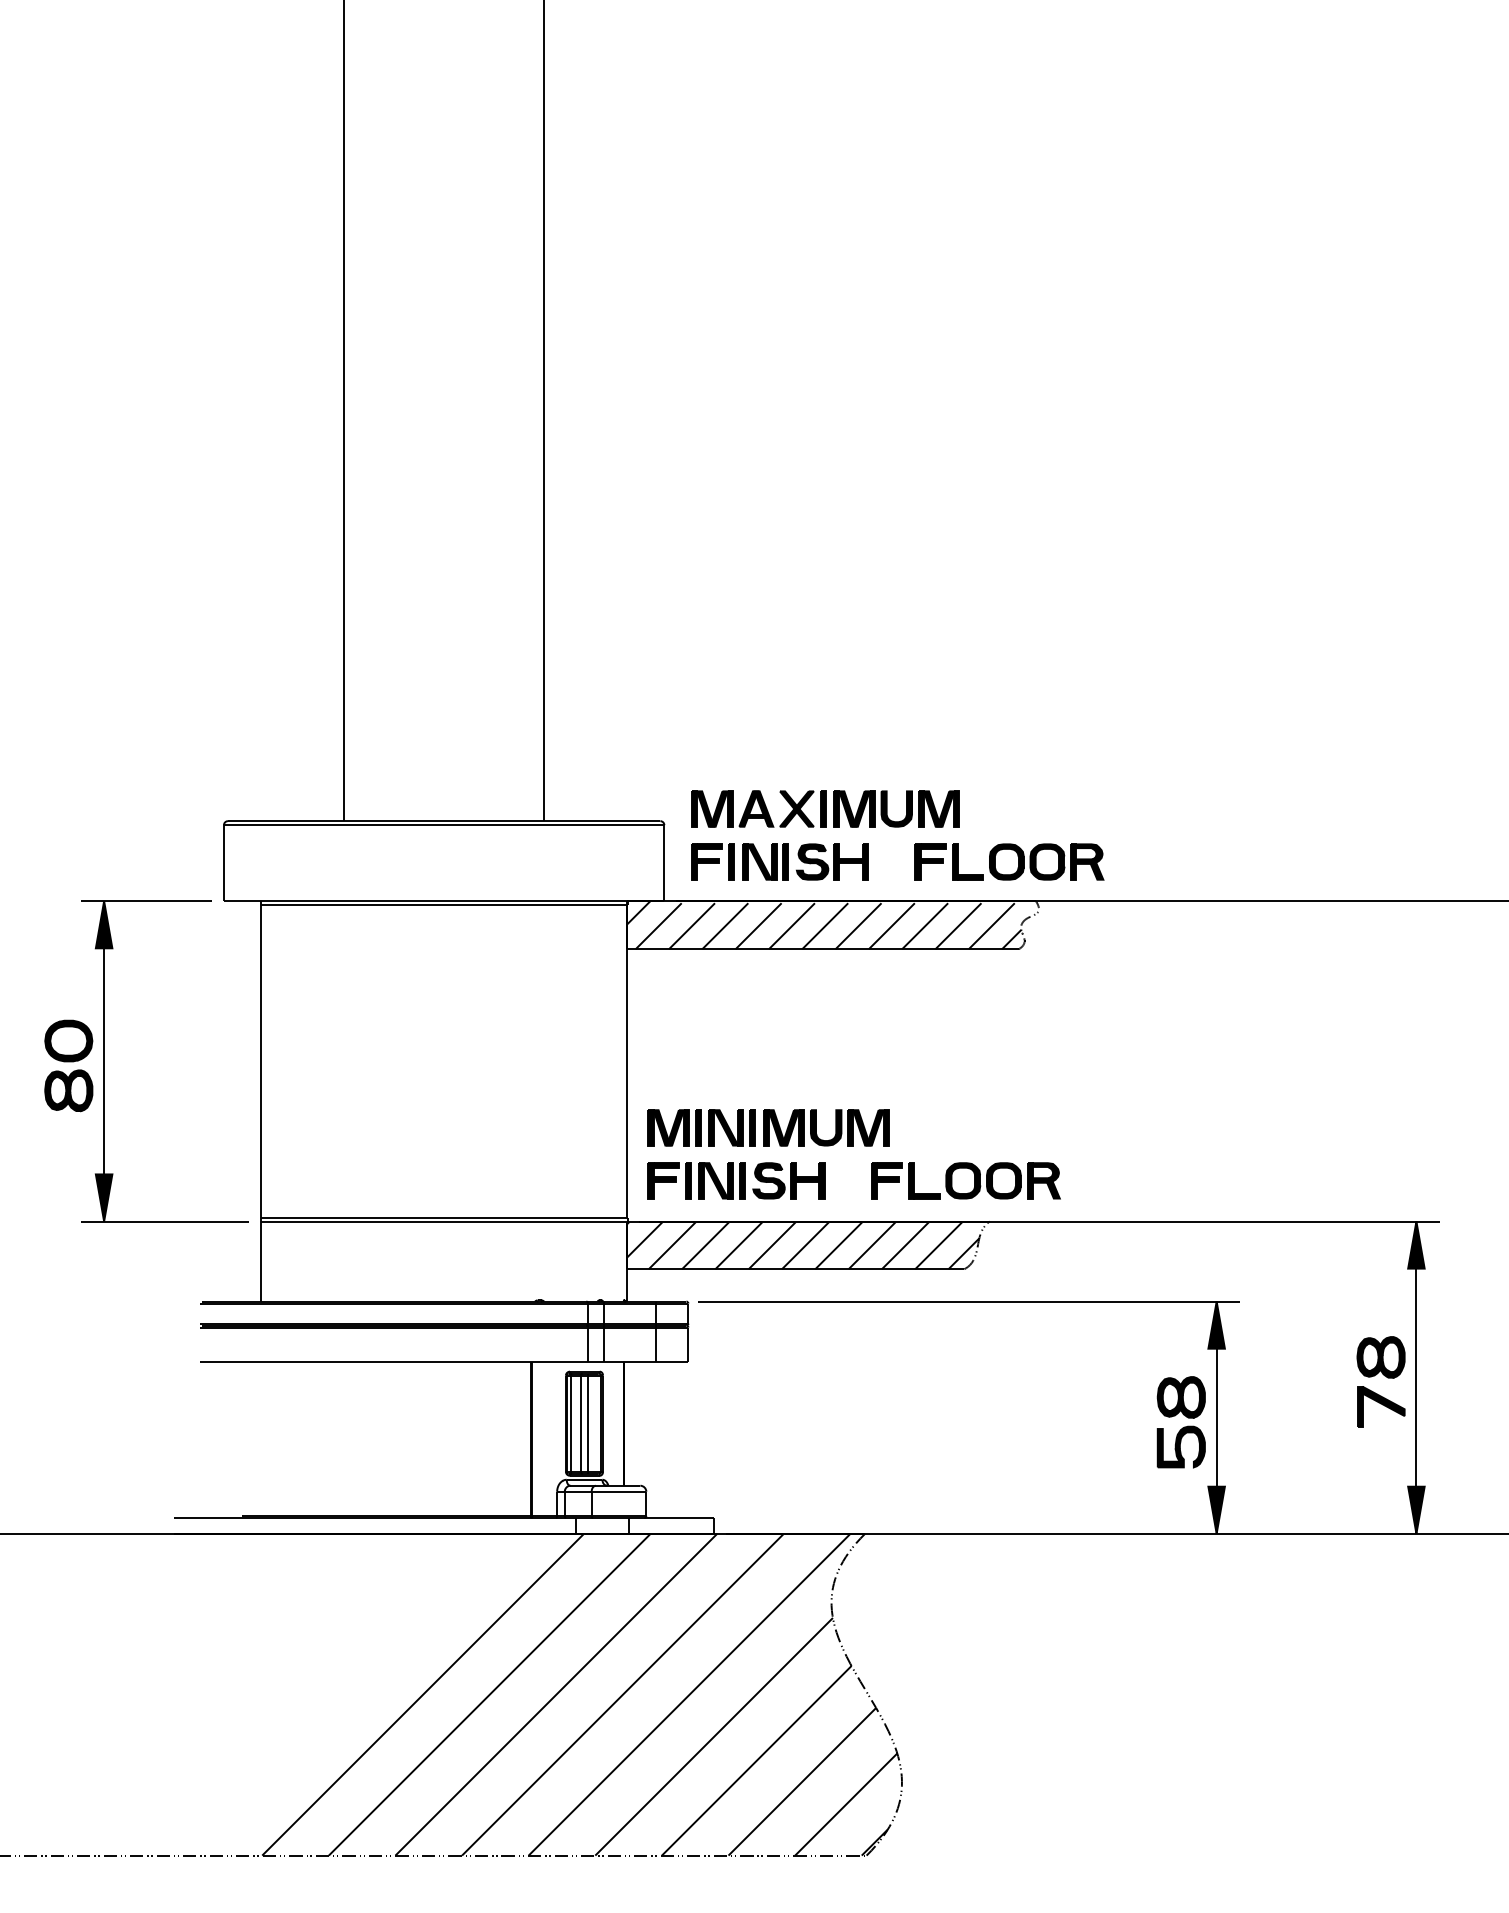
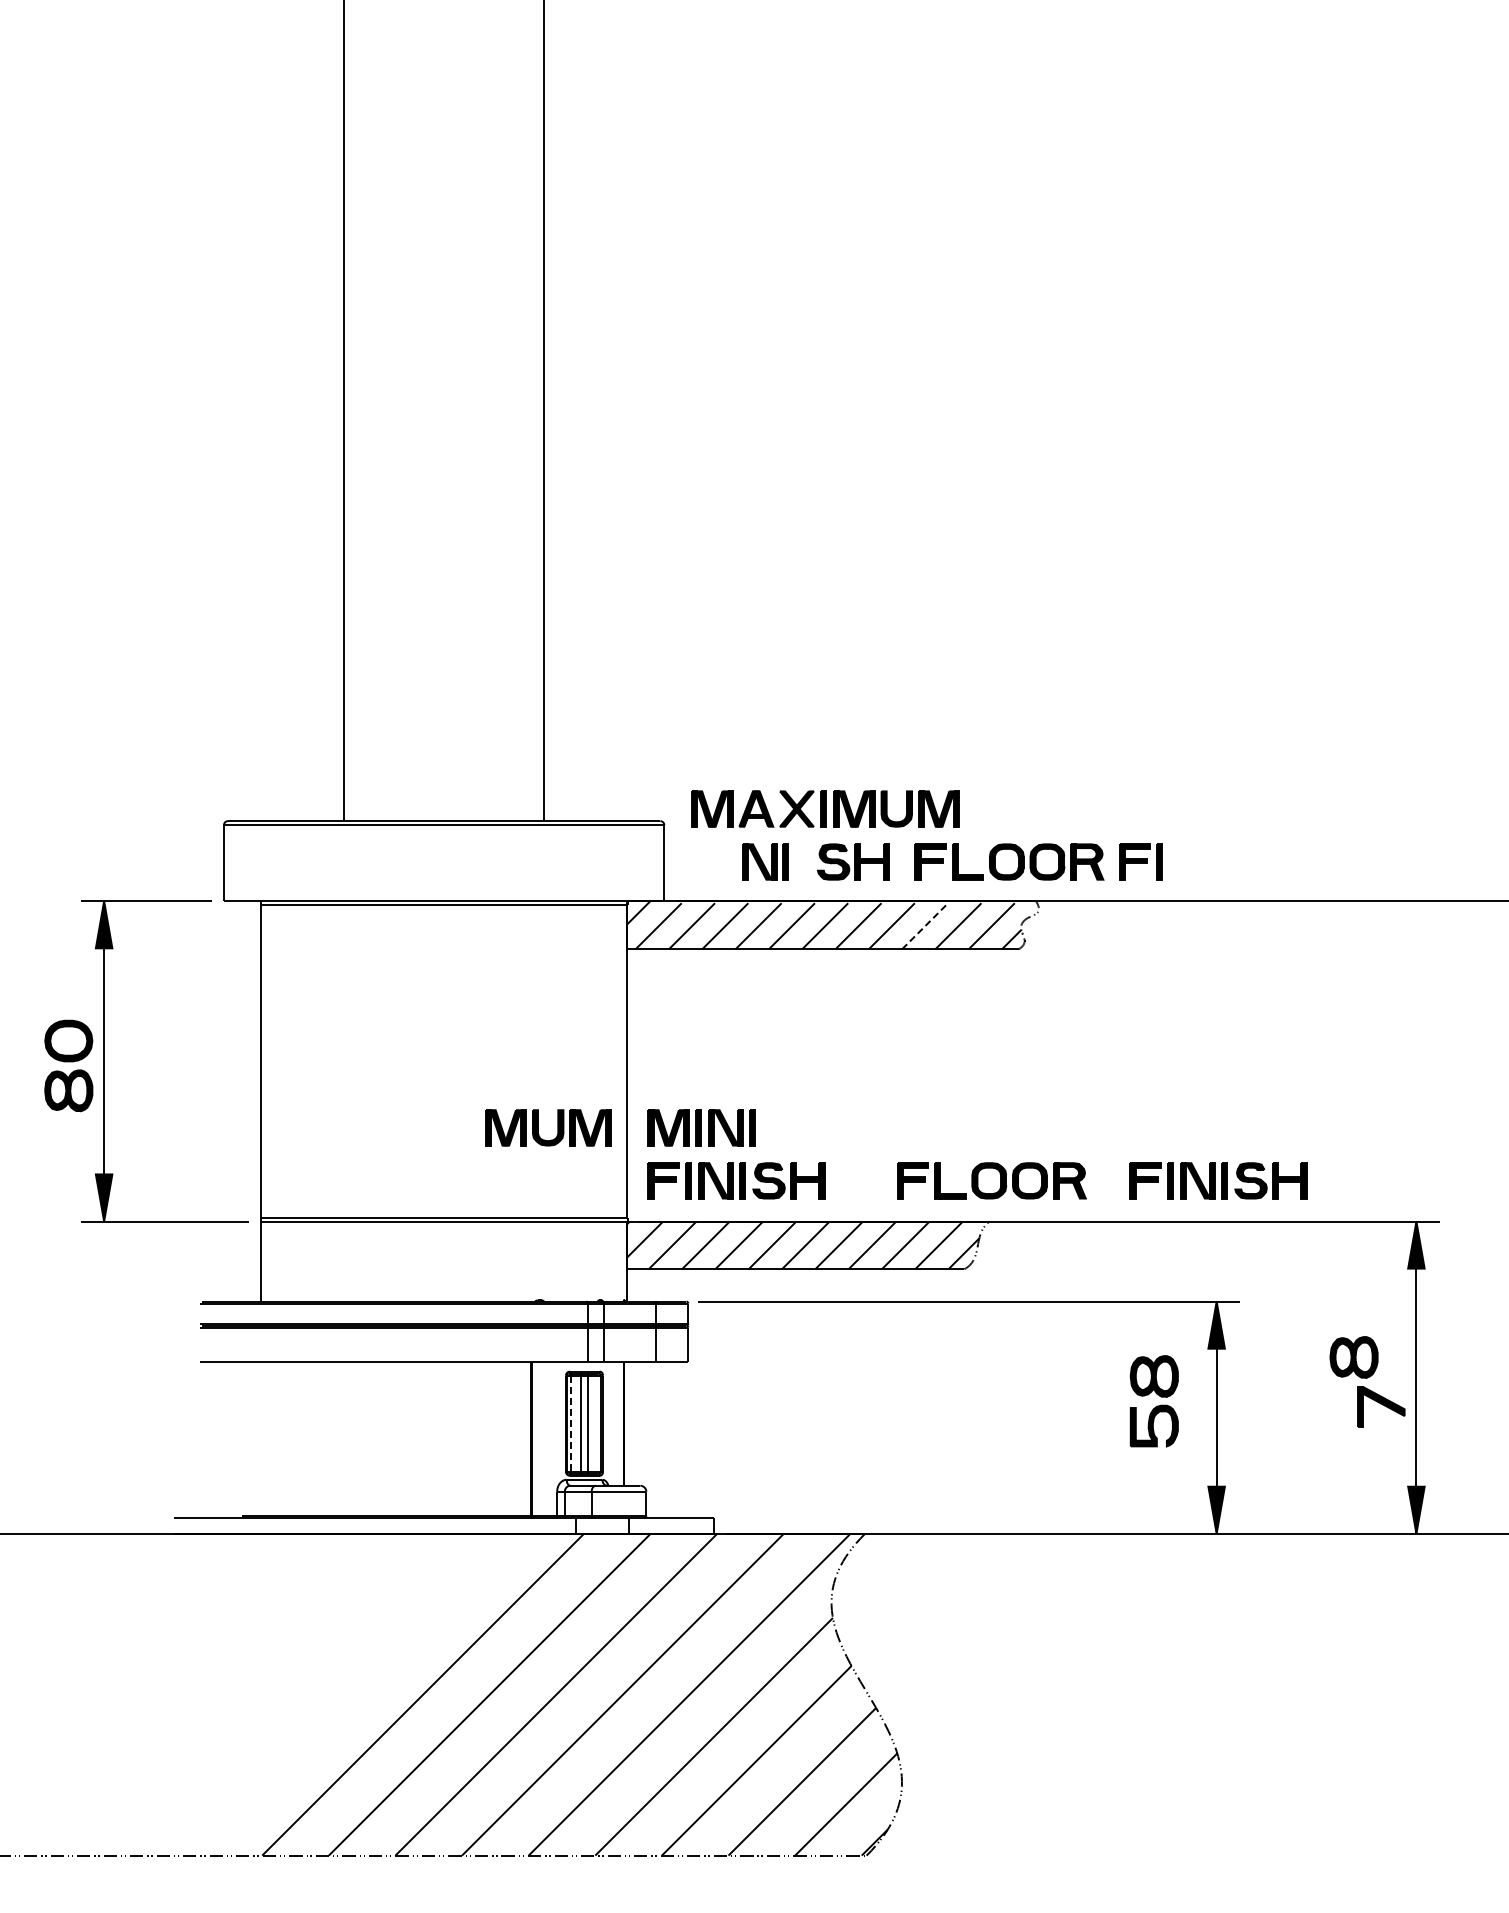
part position: (712, 861) -> (1140, 861) (1140, 861)
part position: (832, 861) -> (853, 861) (853, 861)
line: solid -> dashed (925, 926)
part position: (835, 1127) -> (557, 1127) (557, 1127)
part position: (965, 1180) -> (991, 1180) (991, 1180)
part: none -> present (1218, 1180)
part position: (1380, 1357) -> (1353, 1357) (1353, 1357)
part position: (1180, 1422) -> (1153, 1401) (1153, 1401)
line: solid -> dashed (571, 1424)
